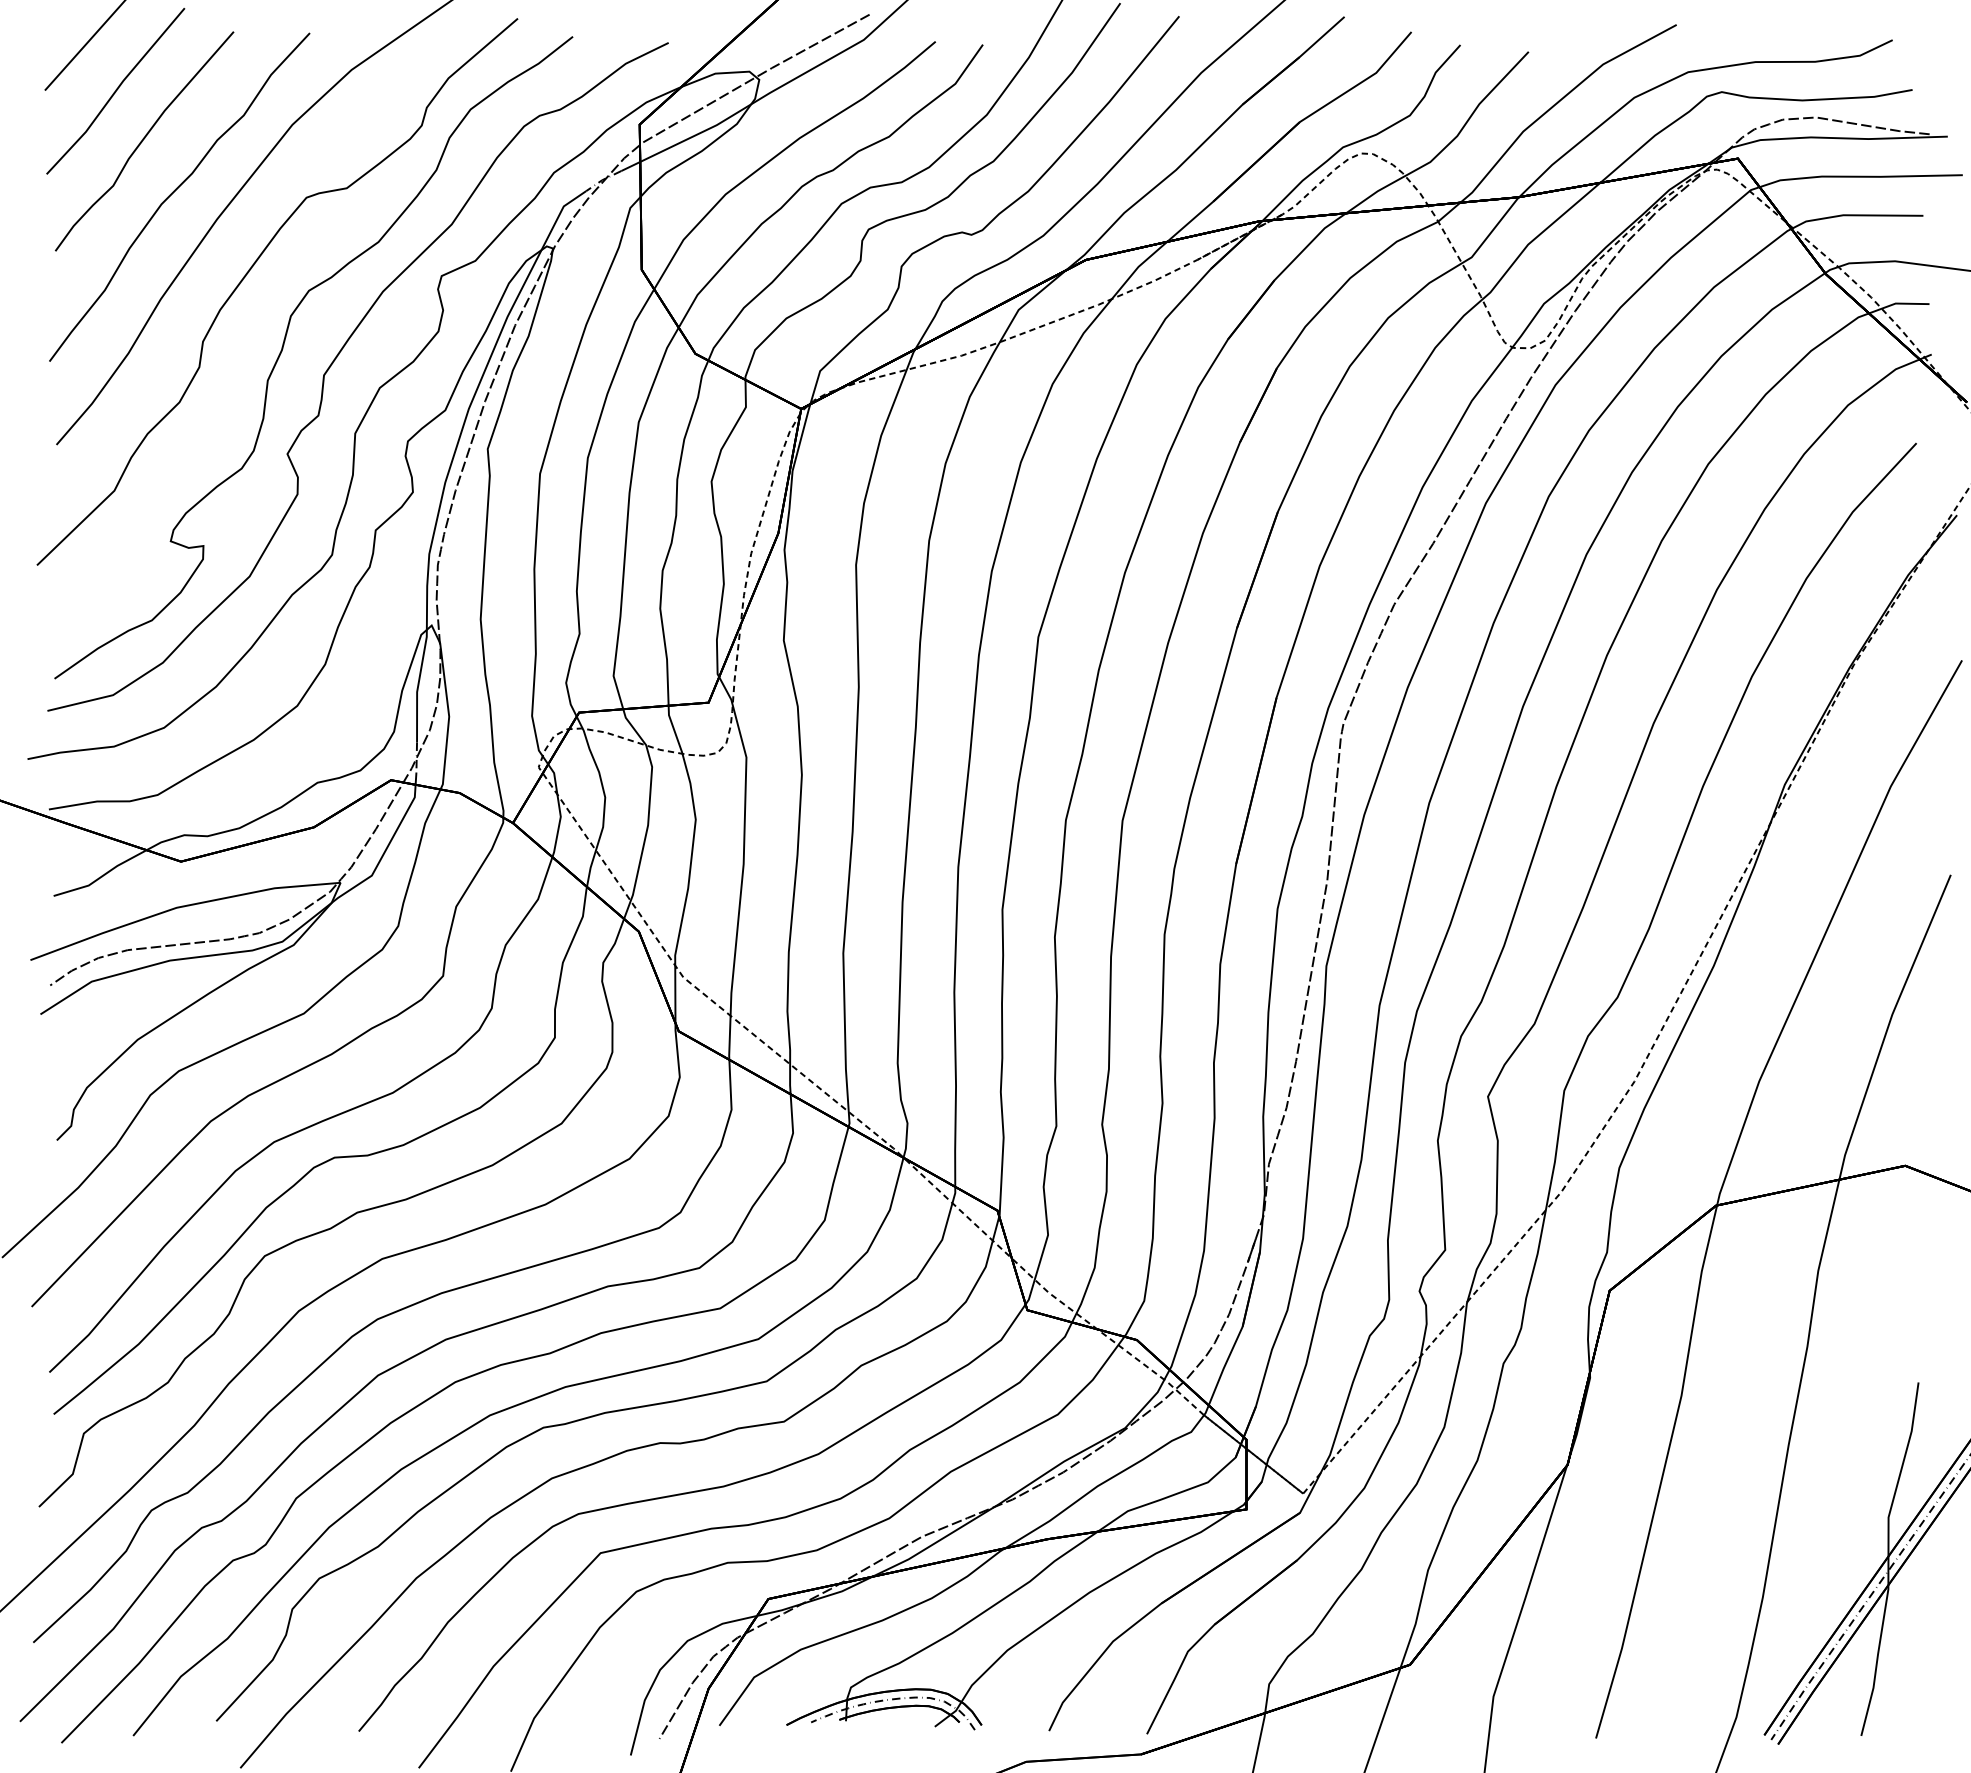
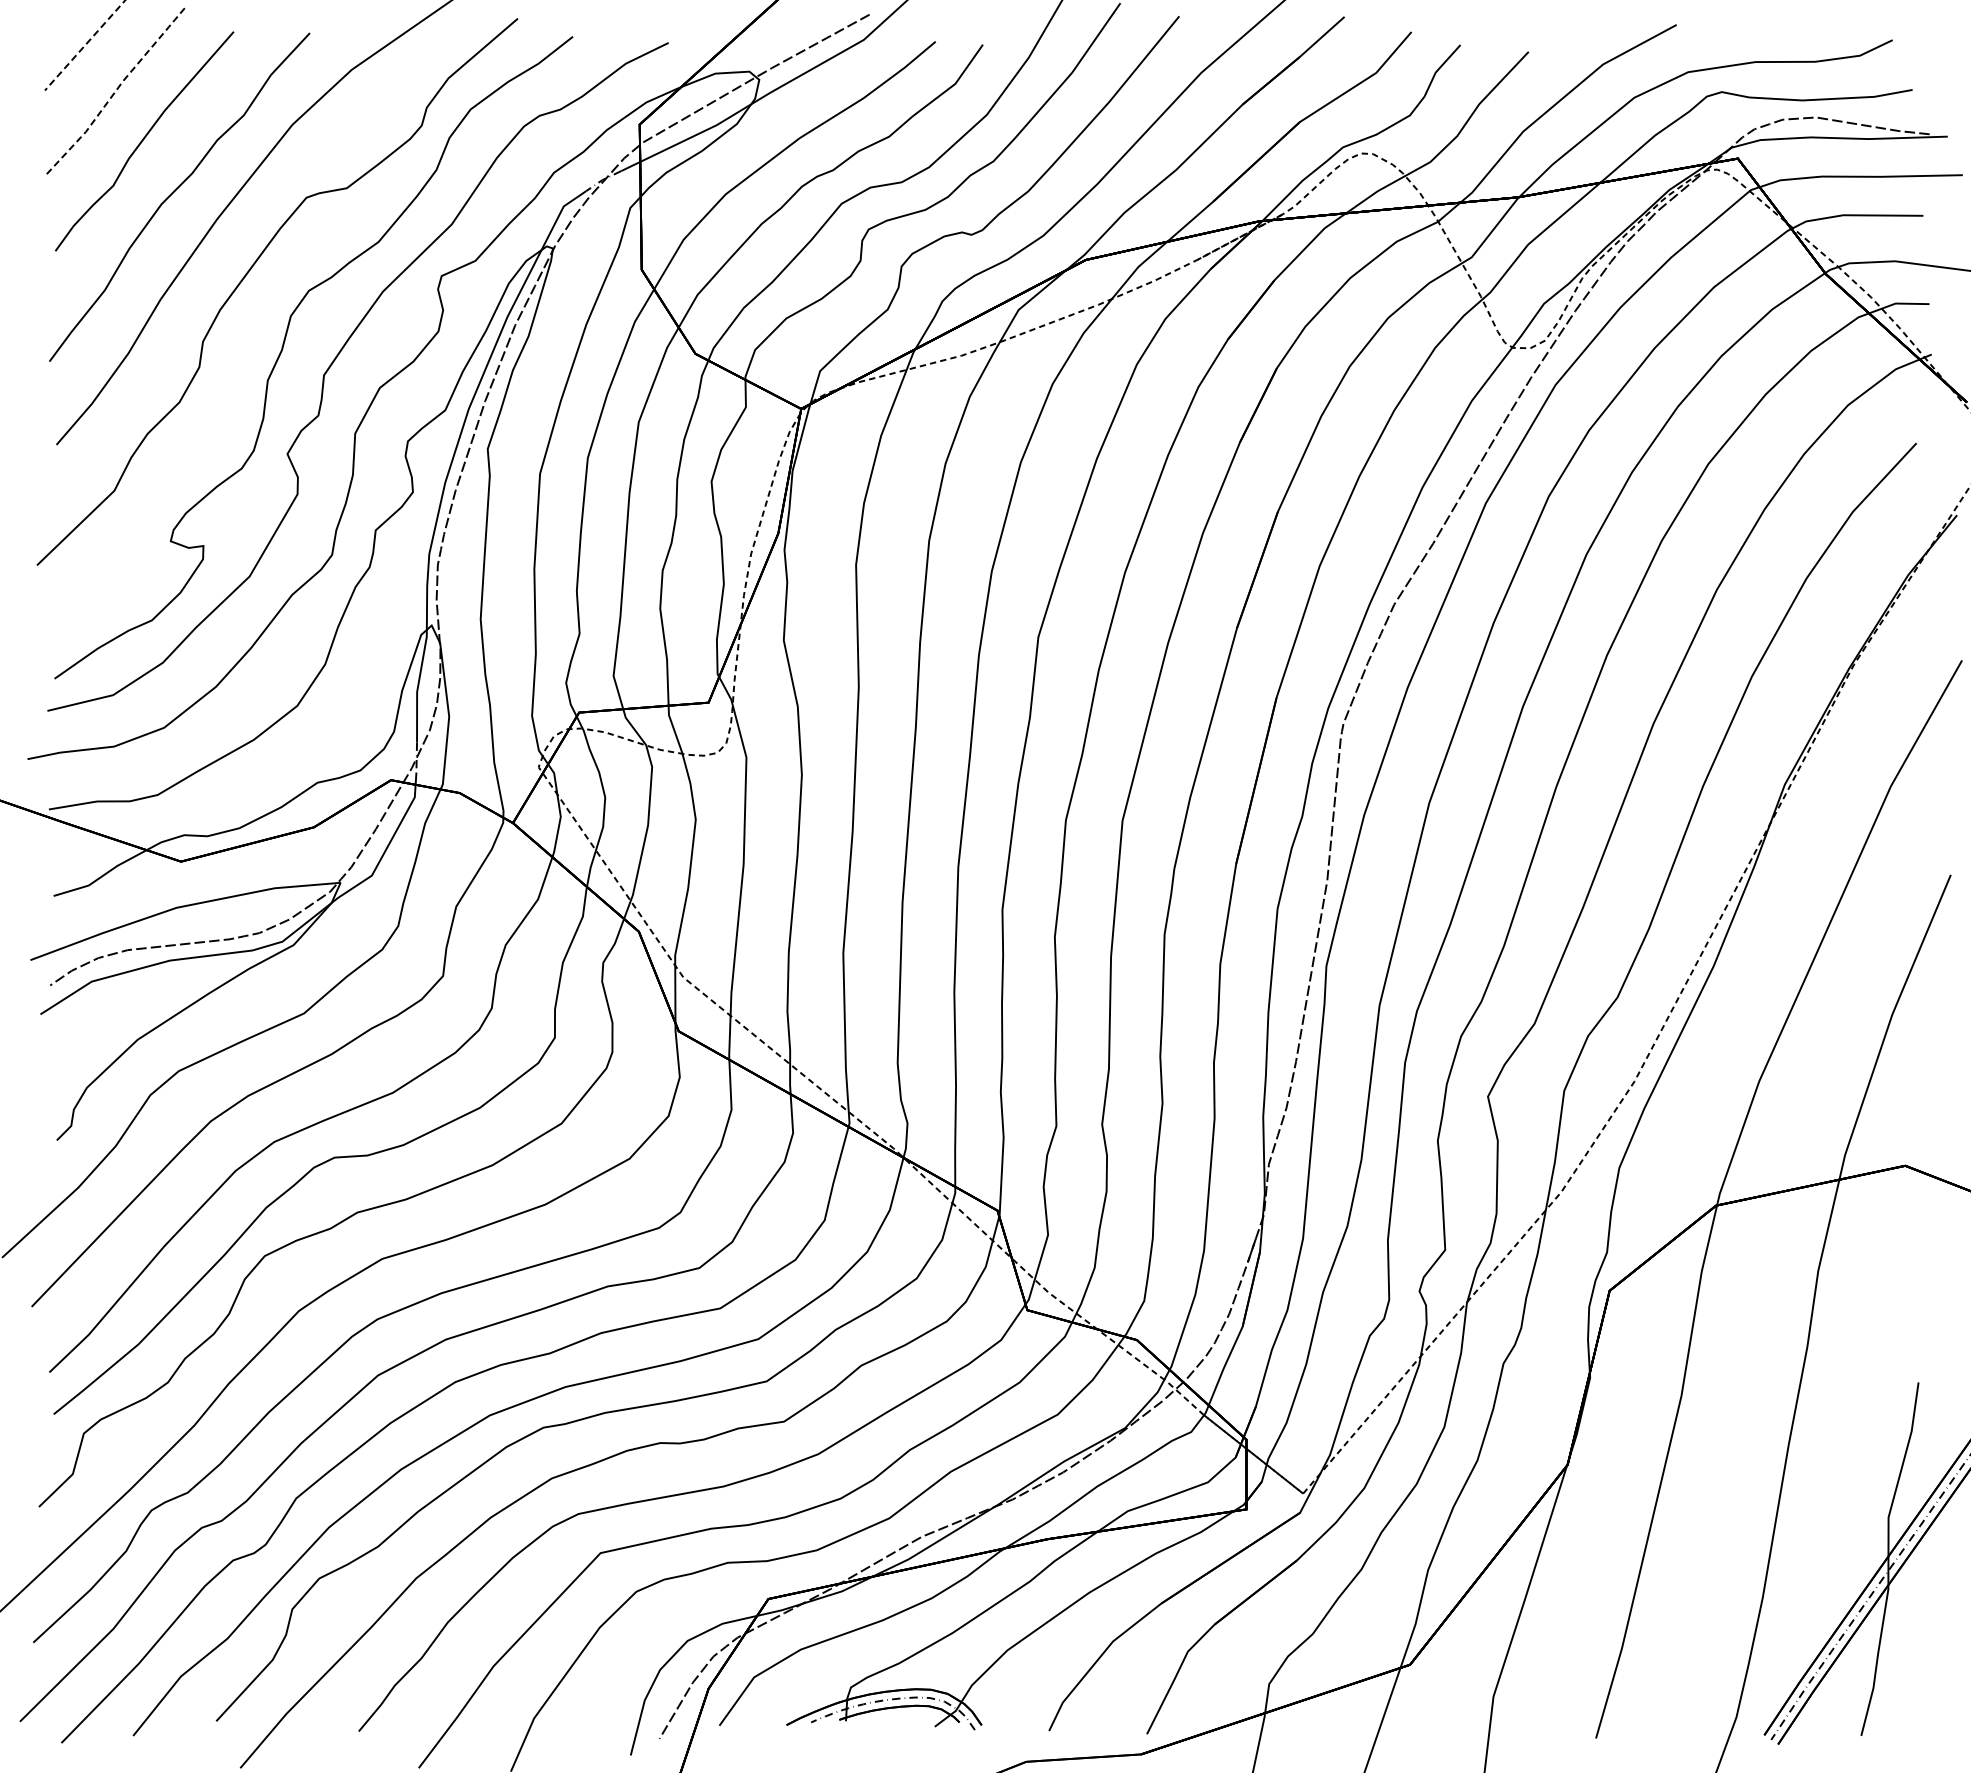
line: solid -> dashed (84, 46)
line: solid -> dashed (115, 91)
